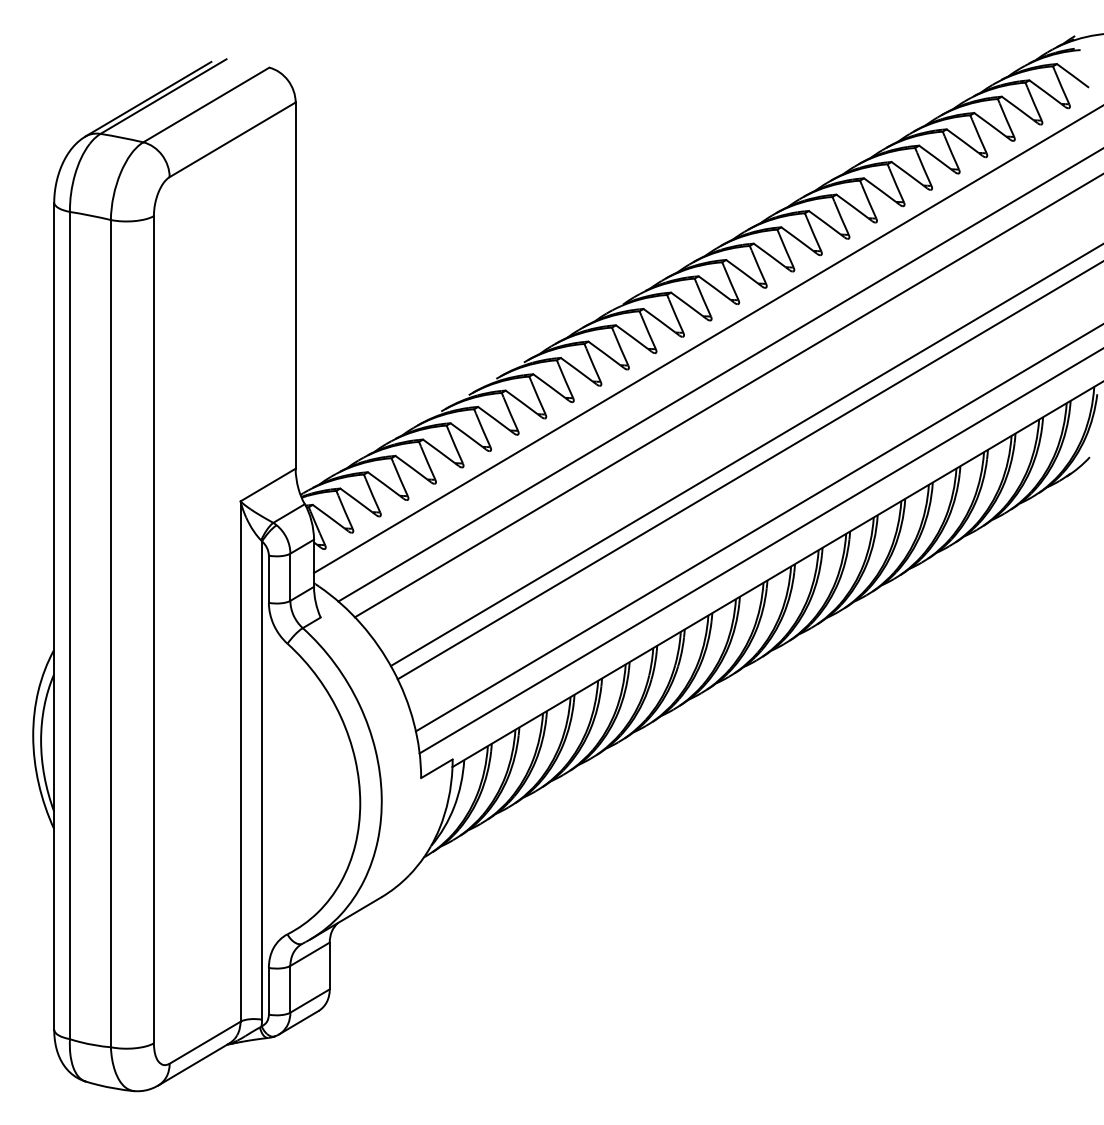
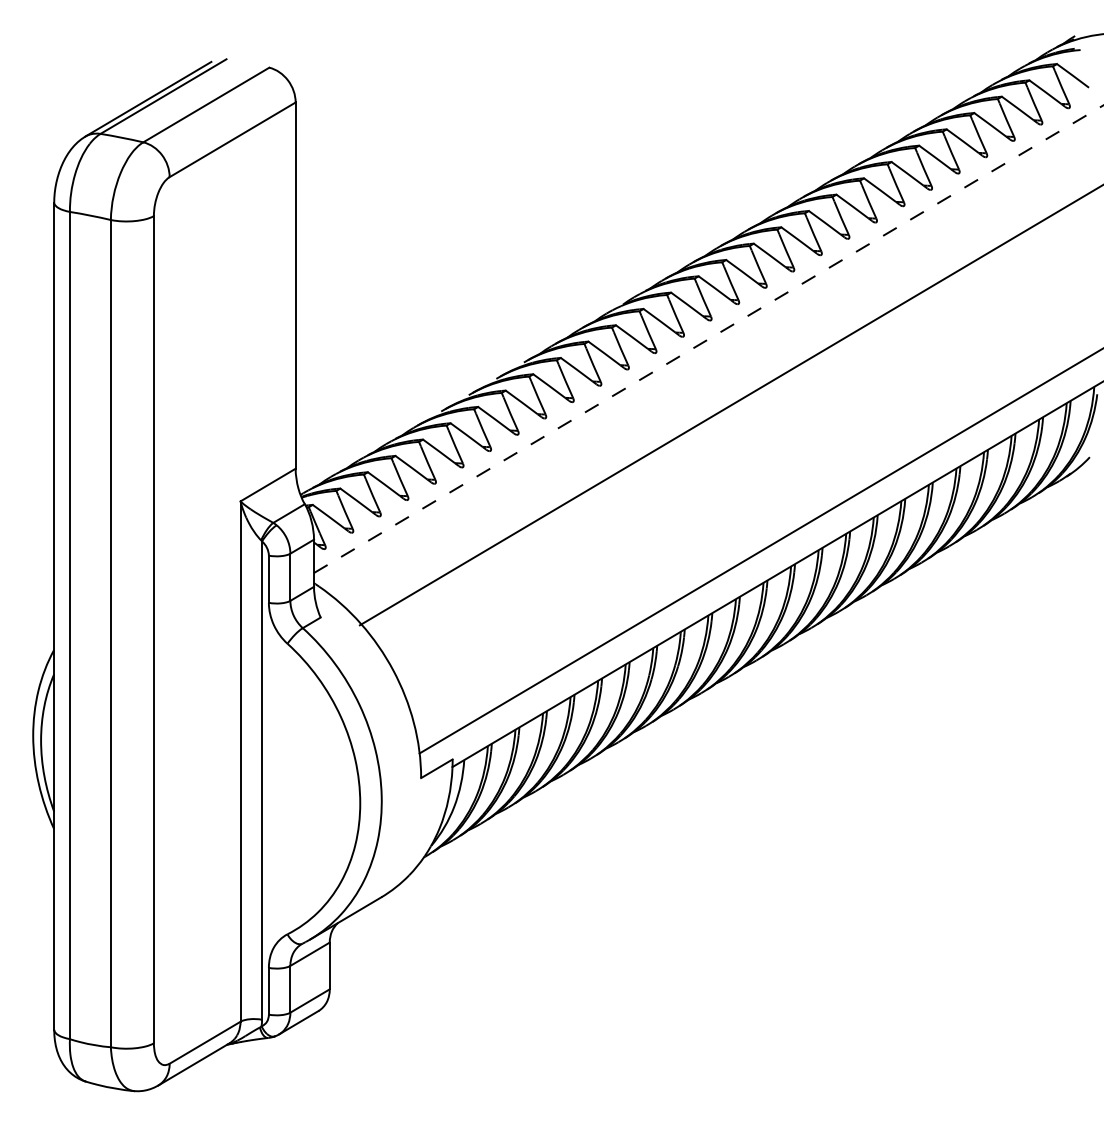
line: solid -> dashed (708, 339)
line: present -> none (719, 375)
line position: (727, 396) -> (729, 405) (729, 405)
line: present -> none (745, 455)
line: present -> none (748, 470)
line: present -> none (757, 528)
